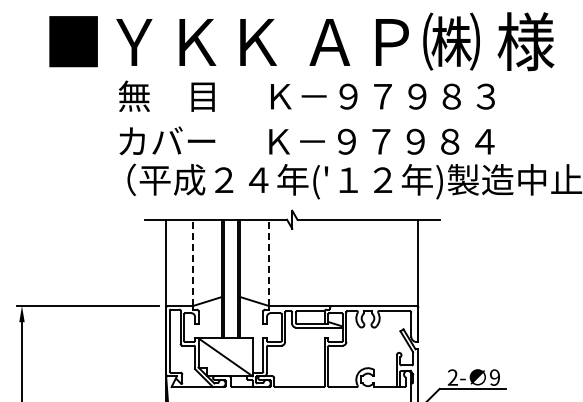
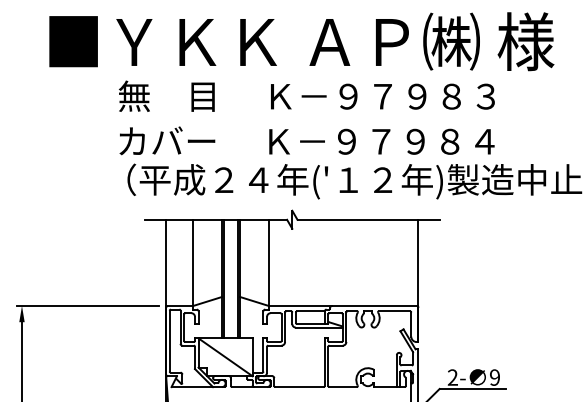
line: dashed -> solid (193, 262)
line: dashed -> solid (268, 262)
